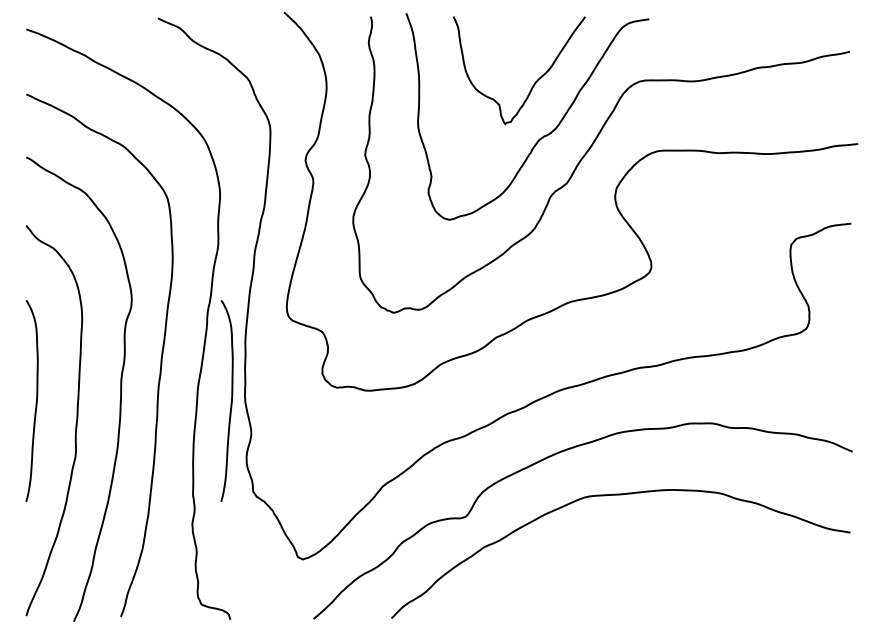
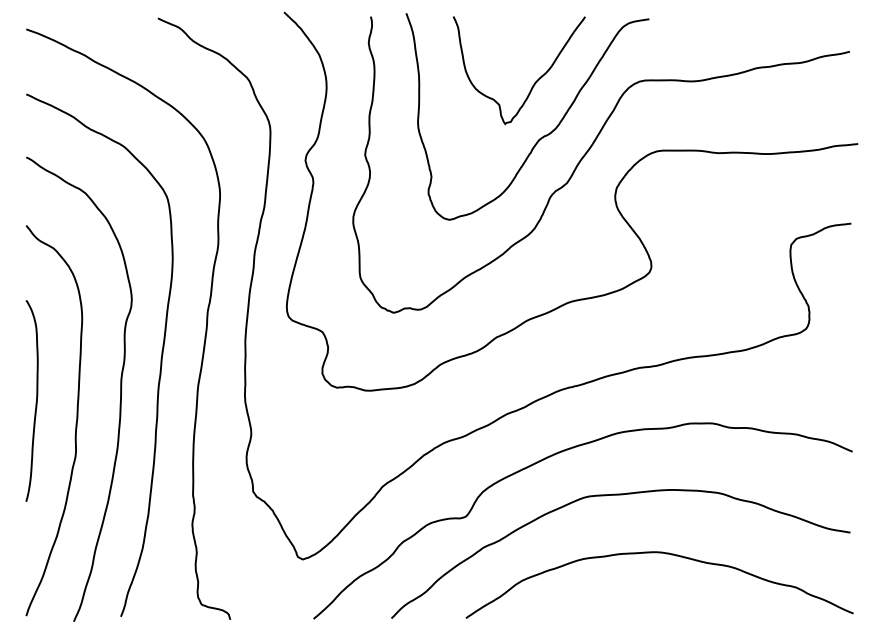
curve: present -> none (230, 402)
curve: none -> present (666, 554)
